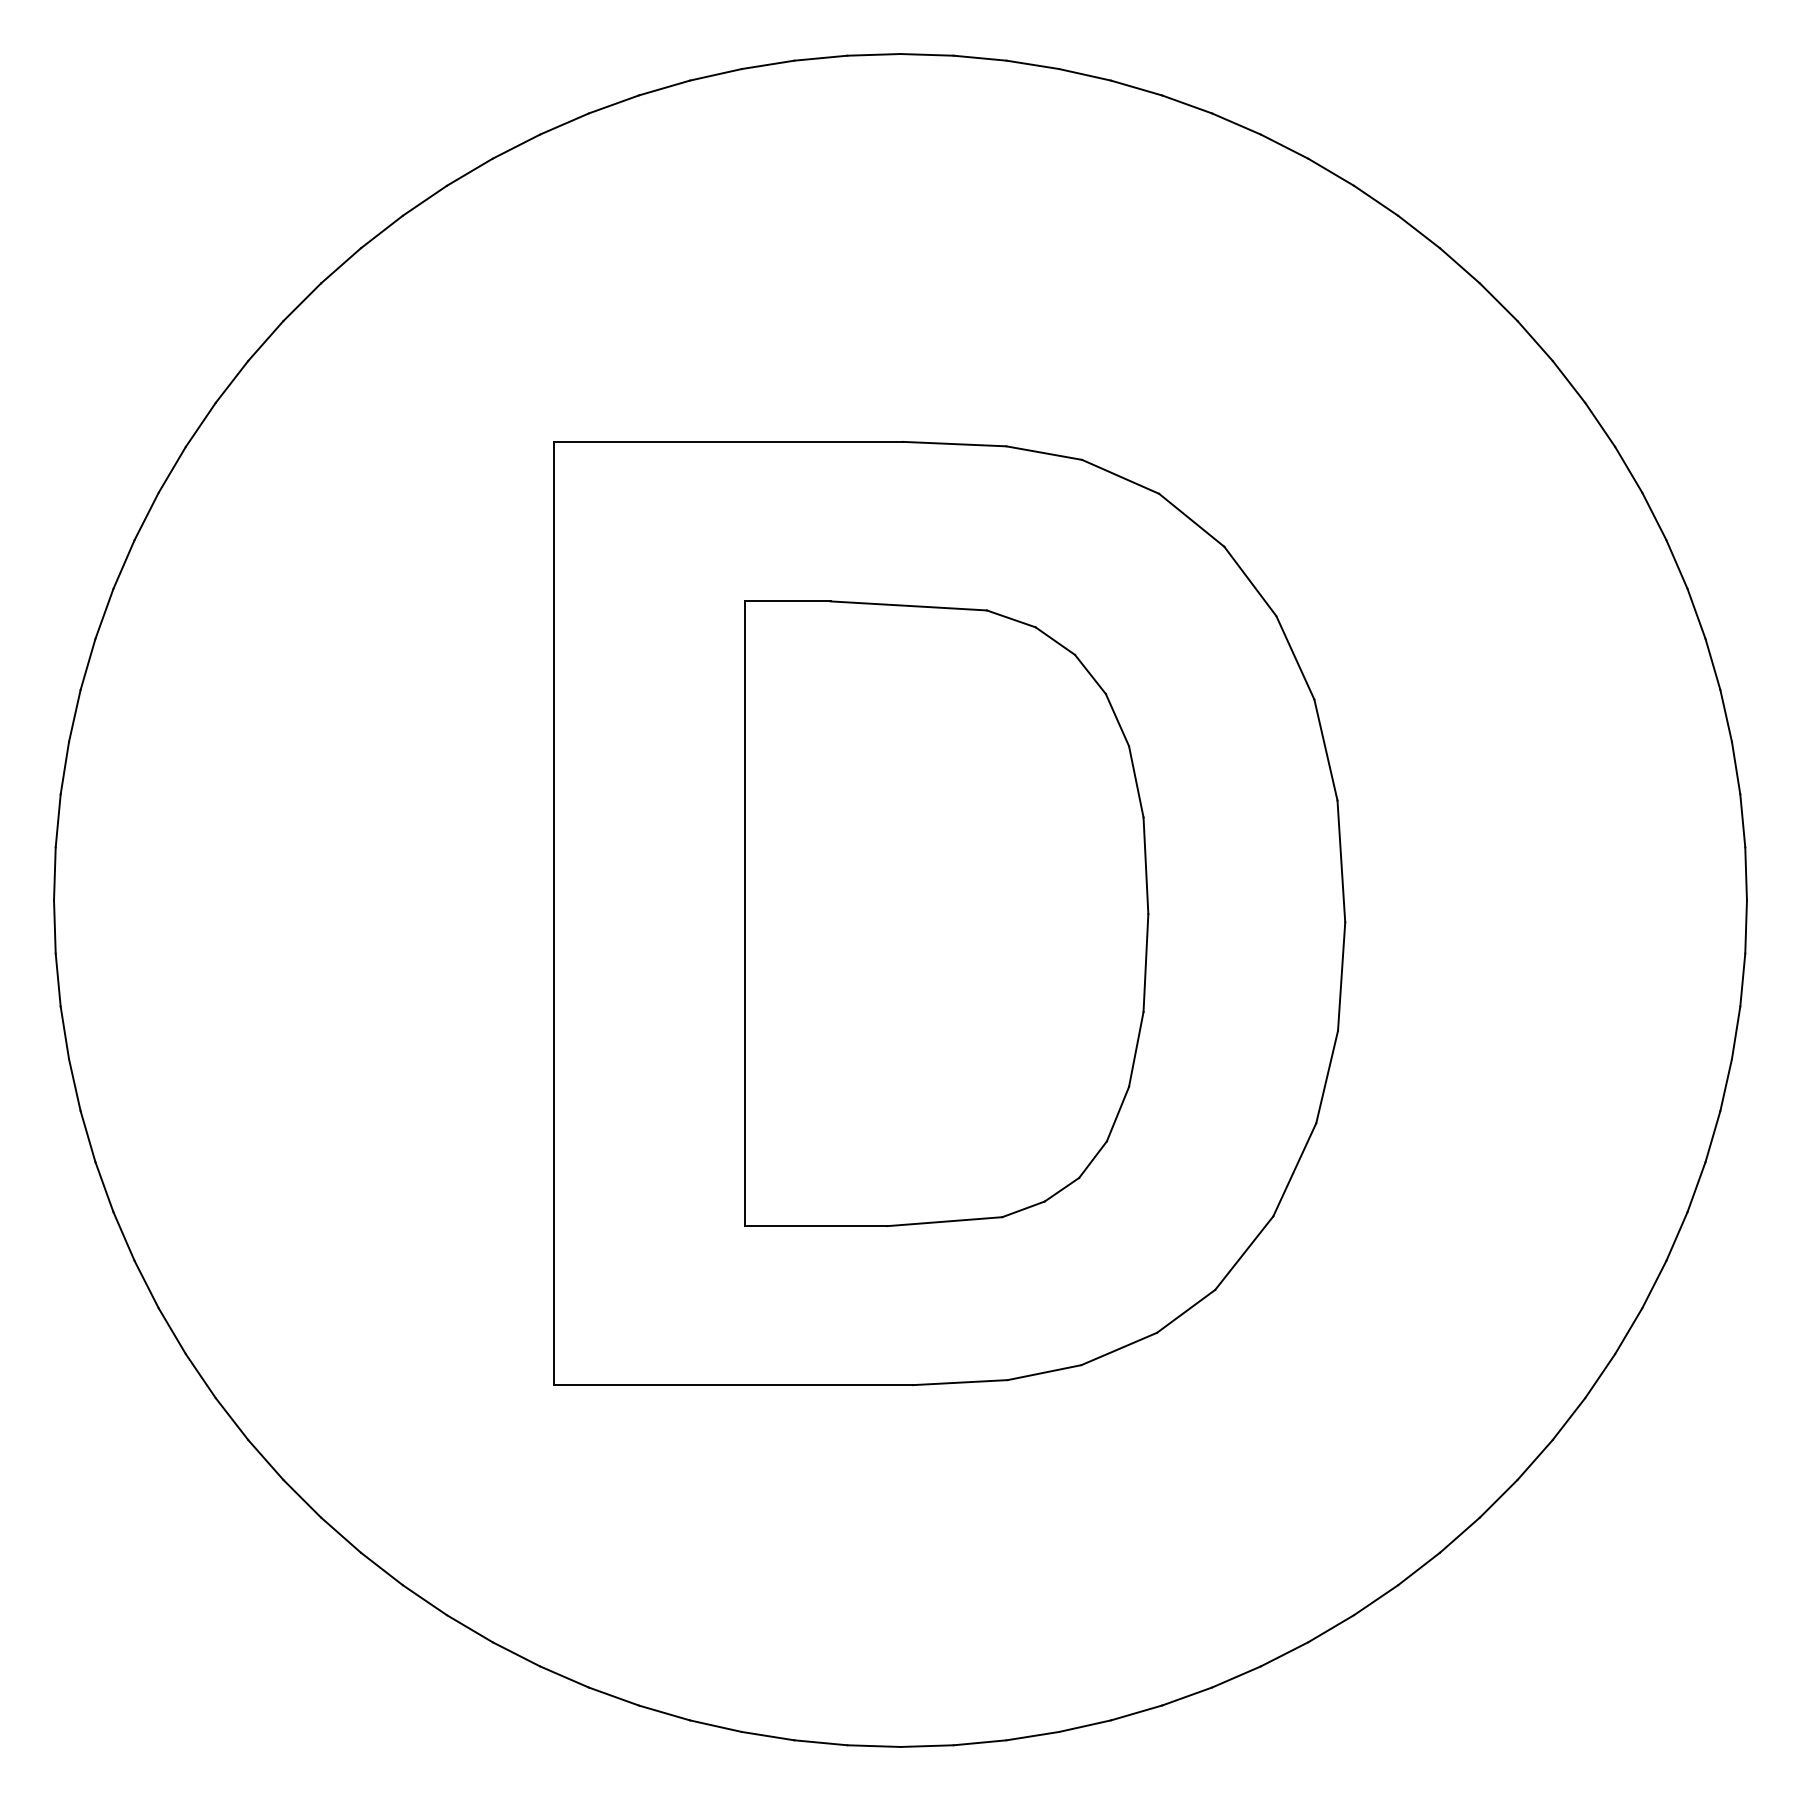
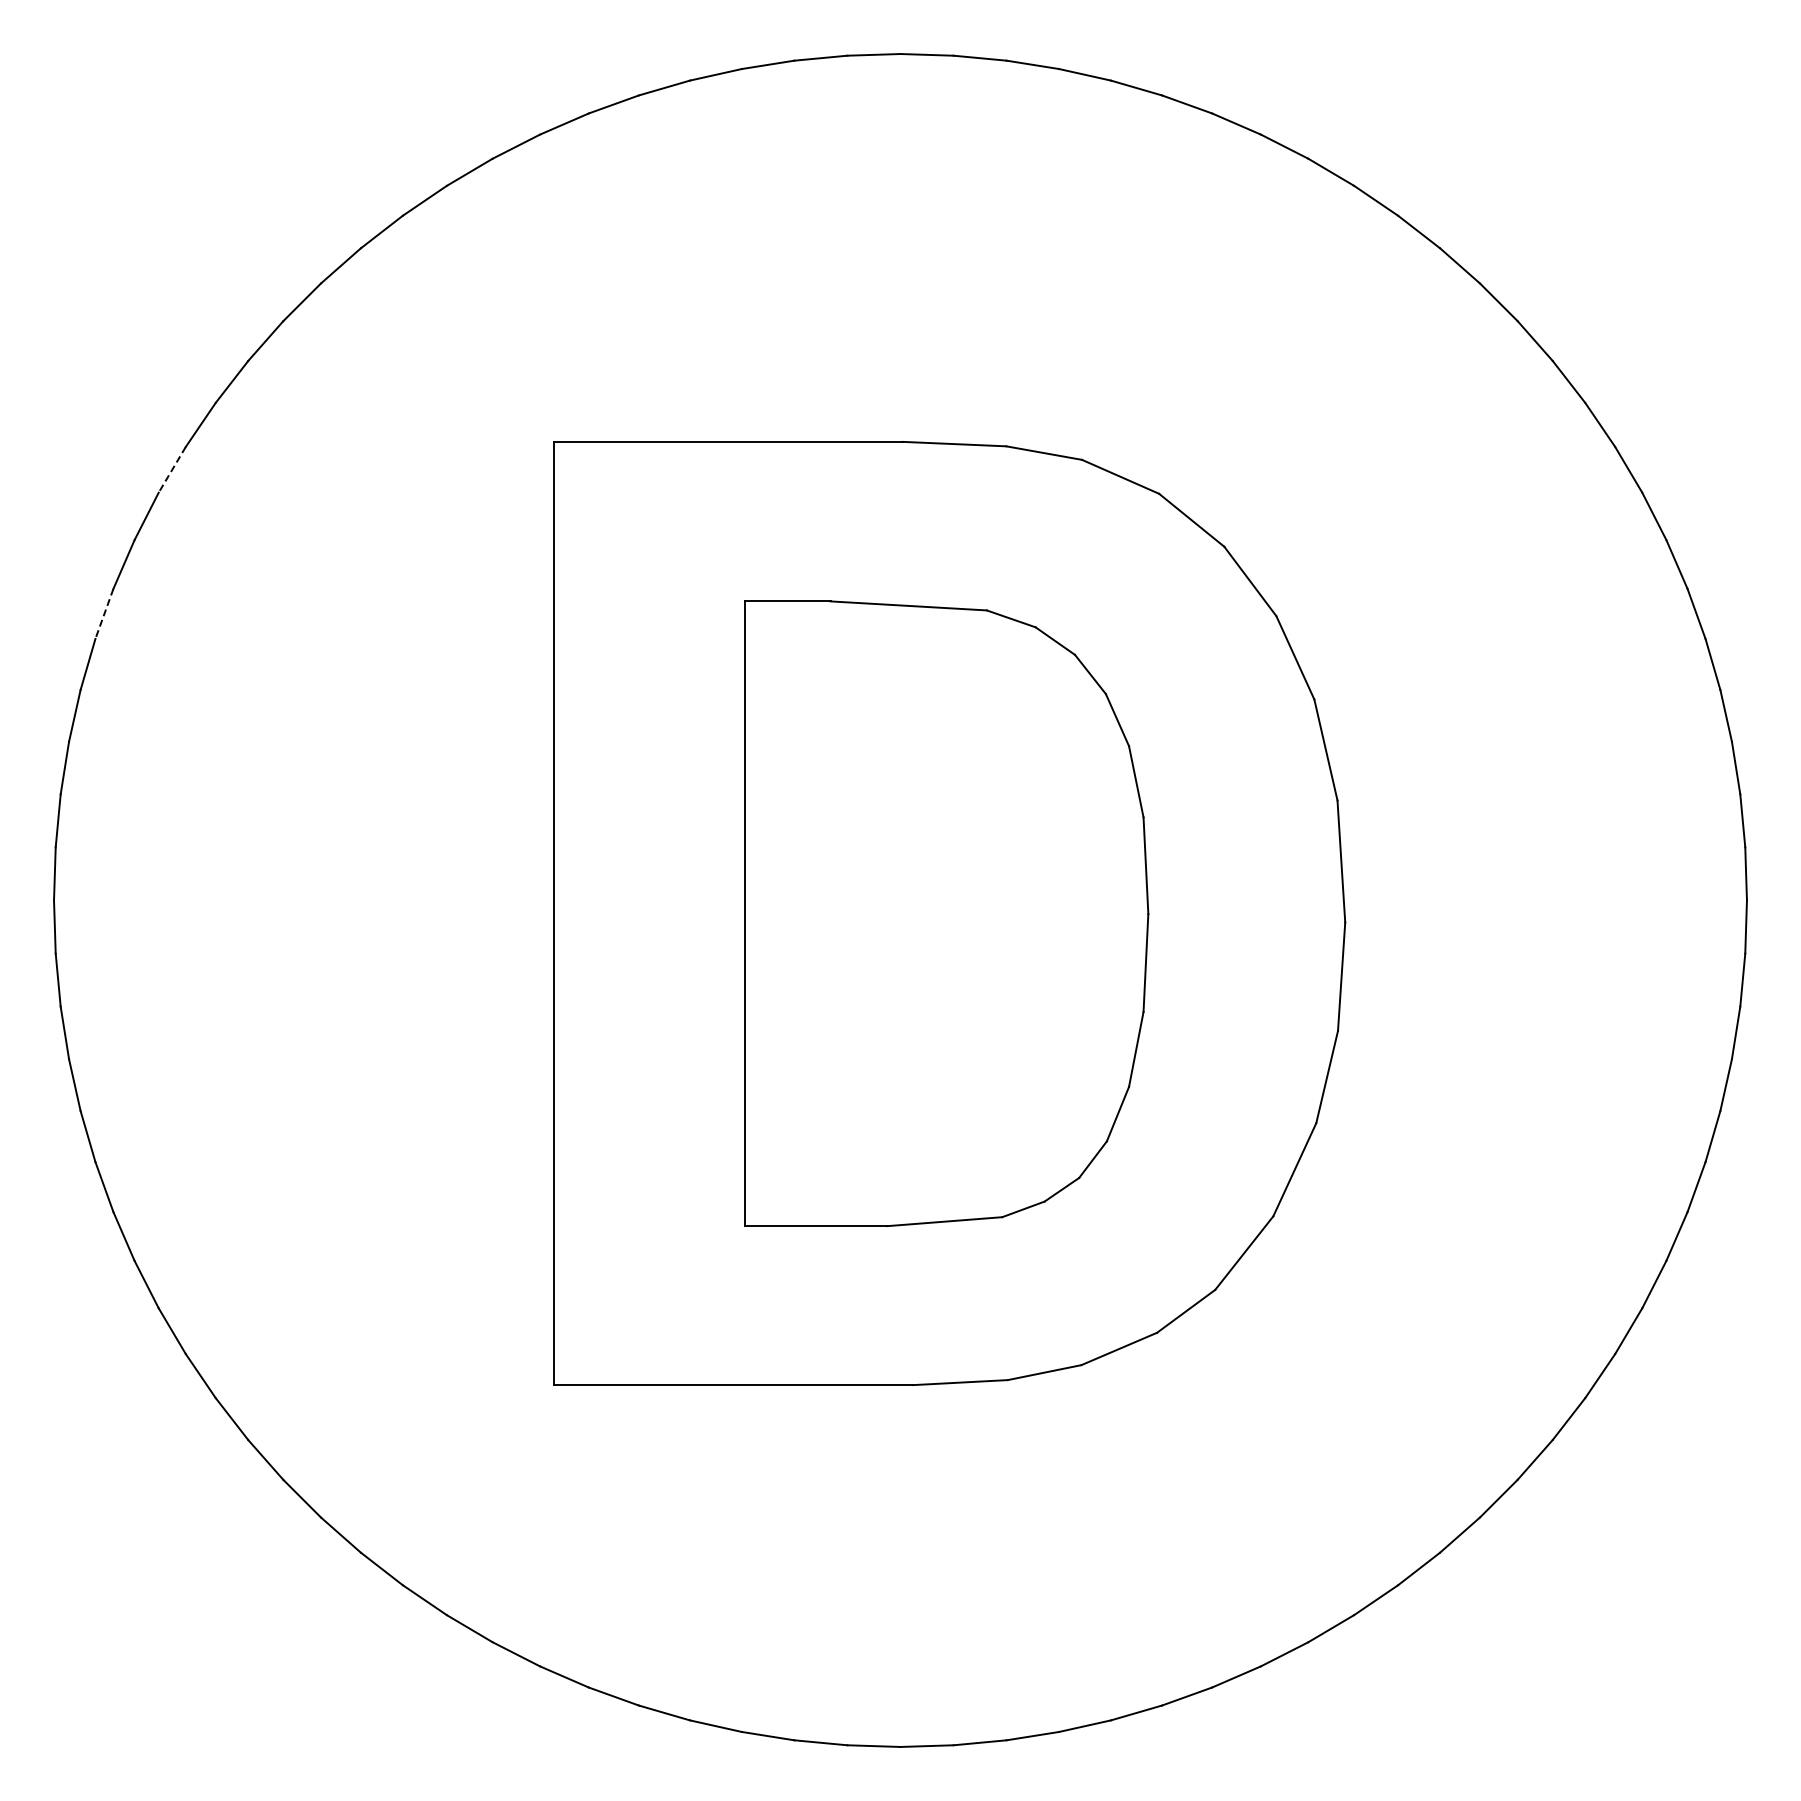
line: solid -> dashed (172, 469)
line: solid -> dashed (104, 613)
